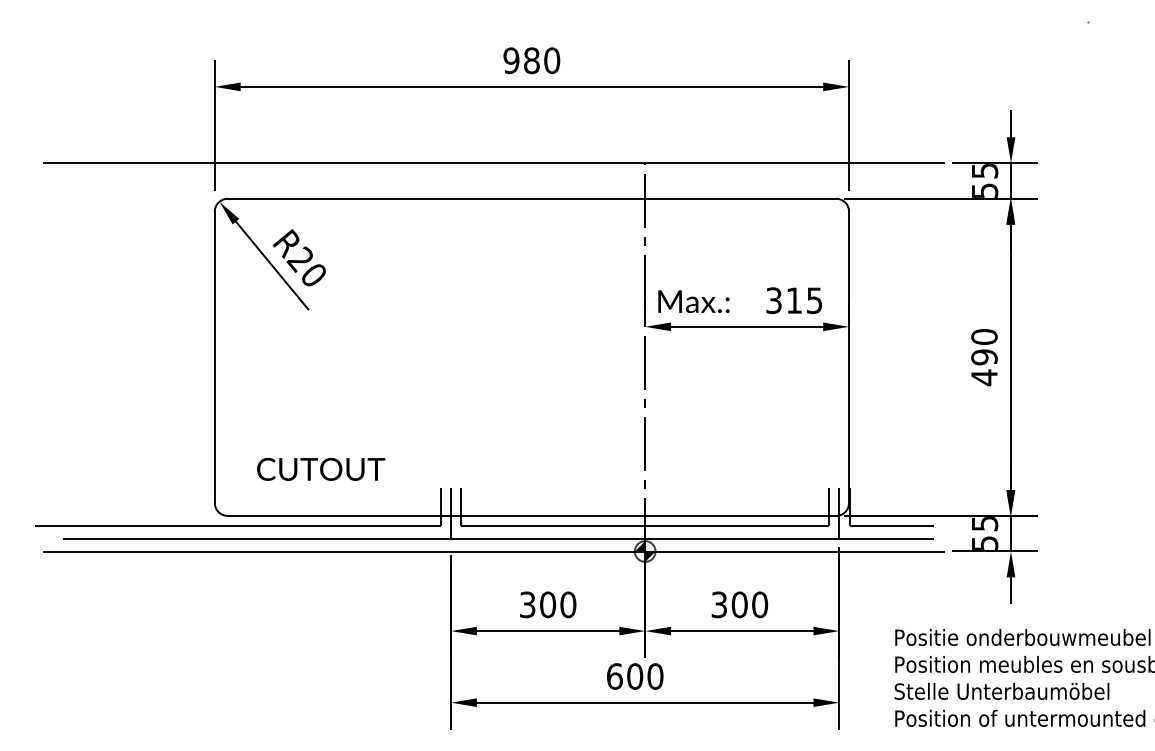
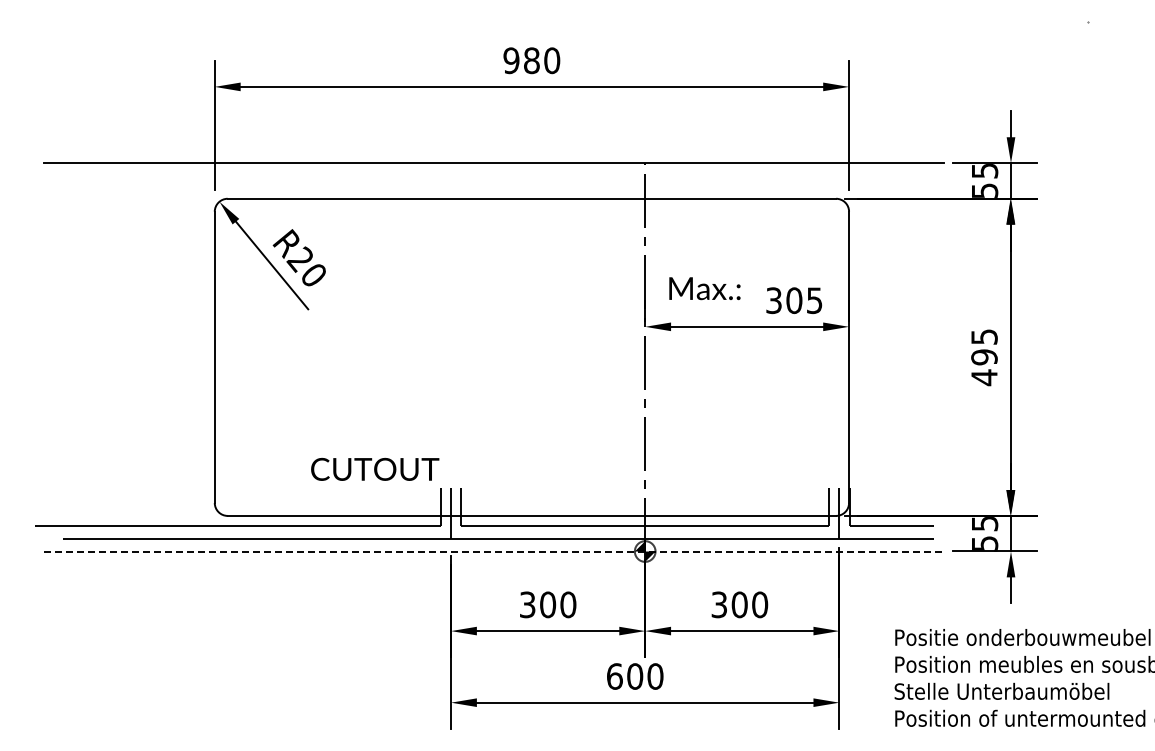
text: 315 -> 305 (794, 300)
text position: (693, 301) -> (704, 288) (704, 288)
text: 490 -> 495 (984, 336)
text position: (321, 468) -> (375, 468) (375, 468)
line: solid -> dashed (493, 551)
